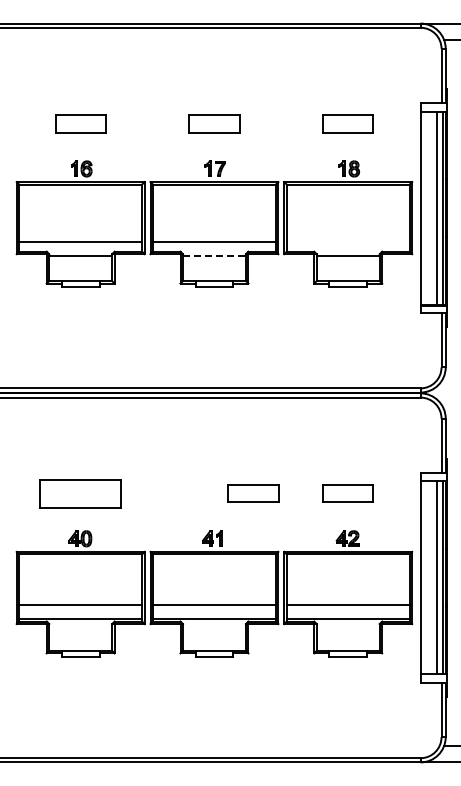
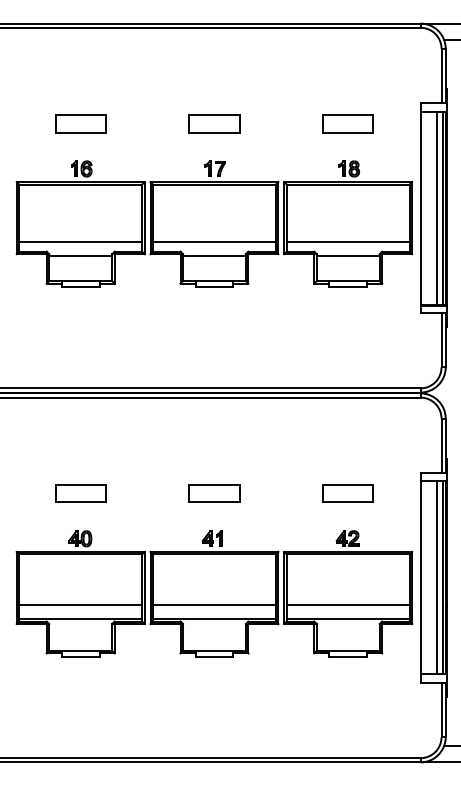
line: none -> present (347, 242)
line: dashed -> solid (214, 256)
part size: 83x30 px -> 52x19 px (80, 493)
part position: (253, 493) -> (214, 493) (214, 493)
